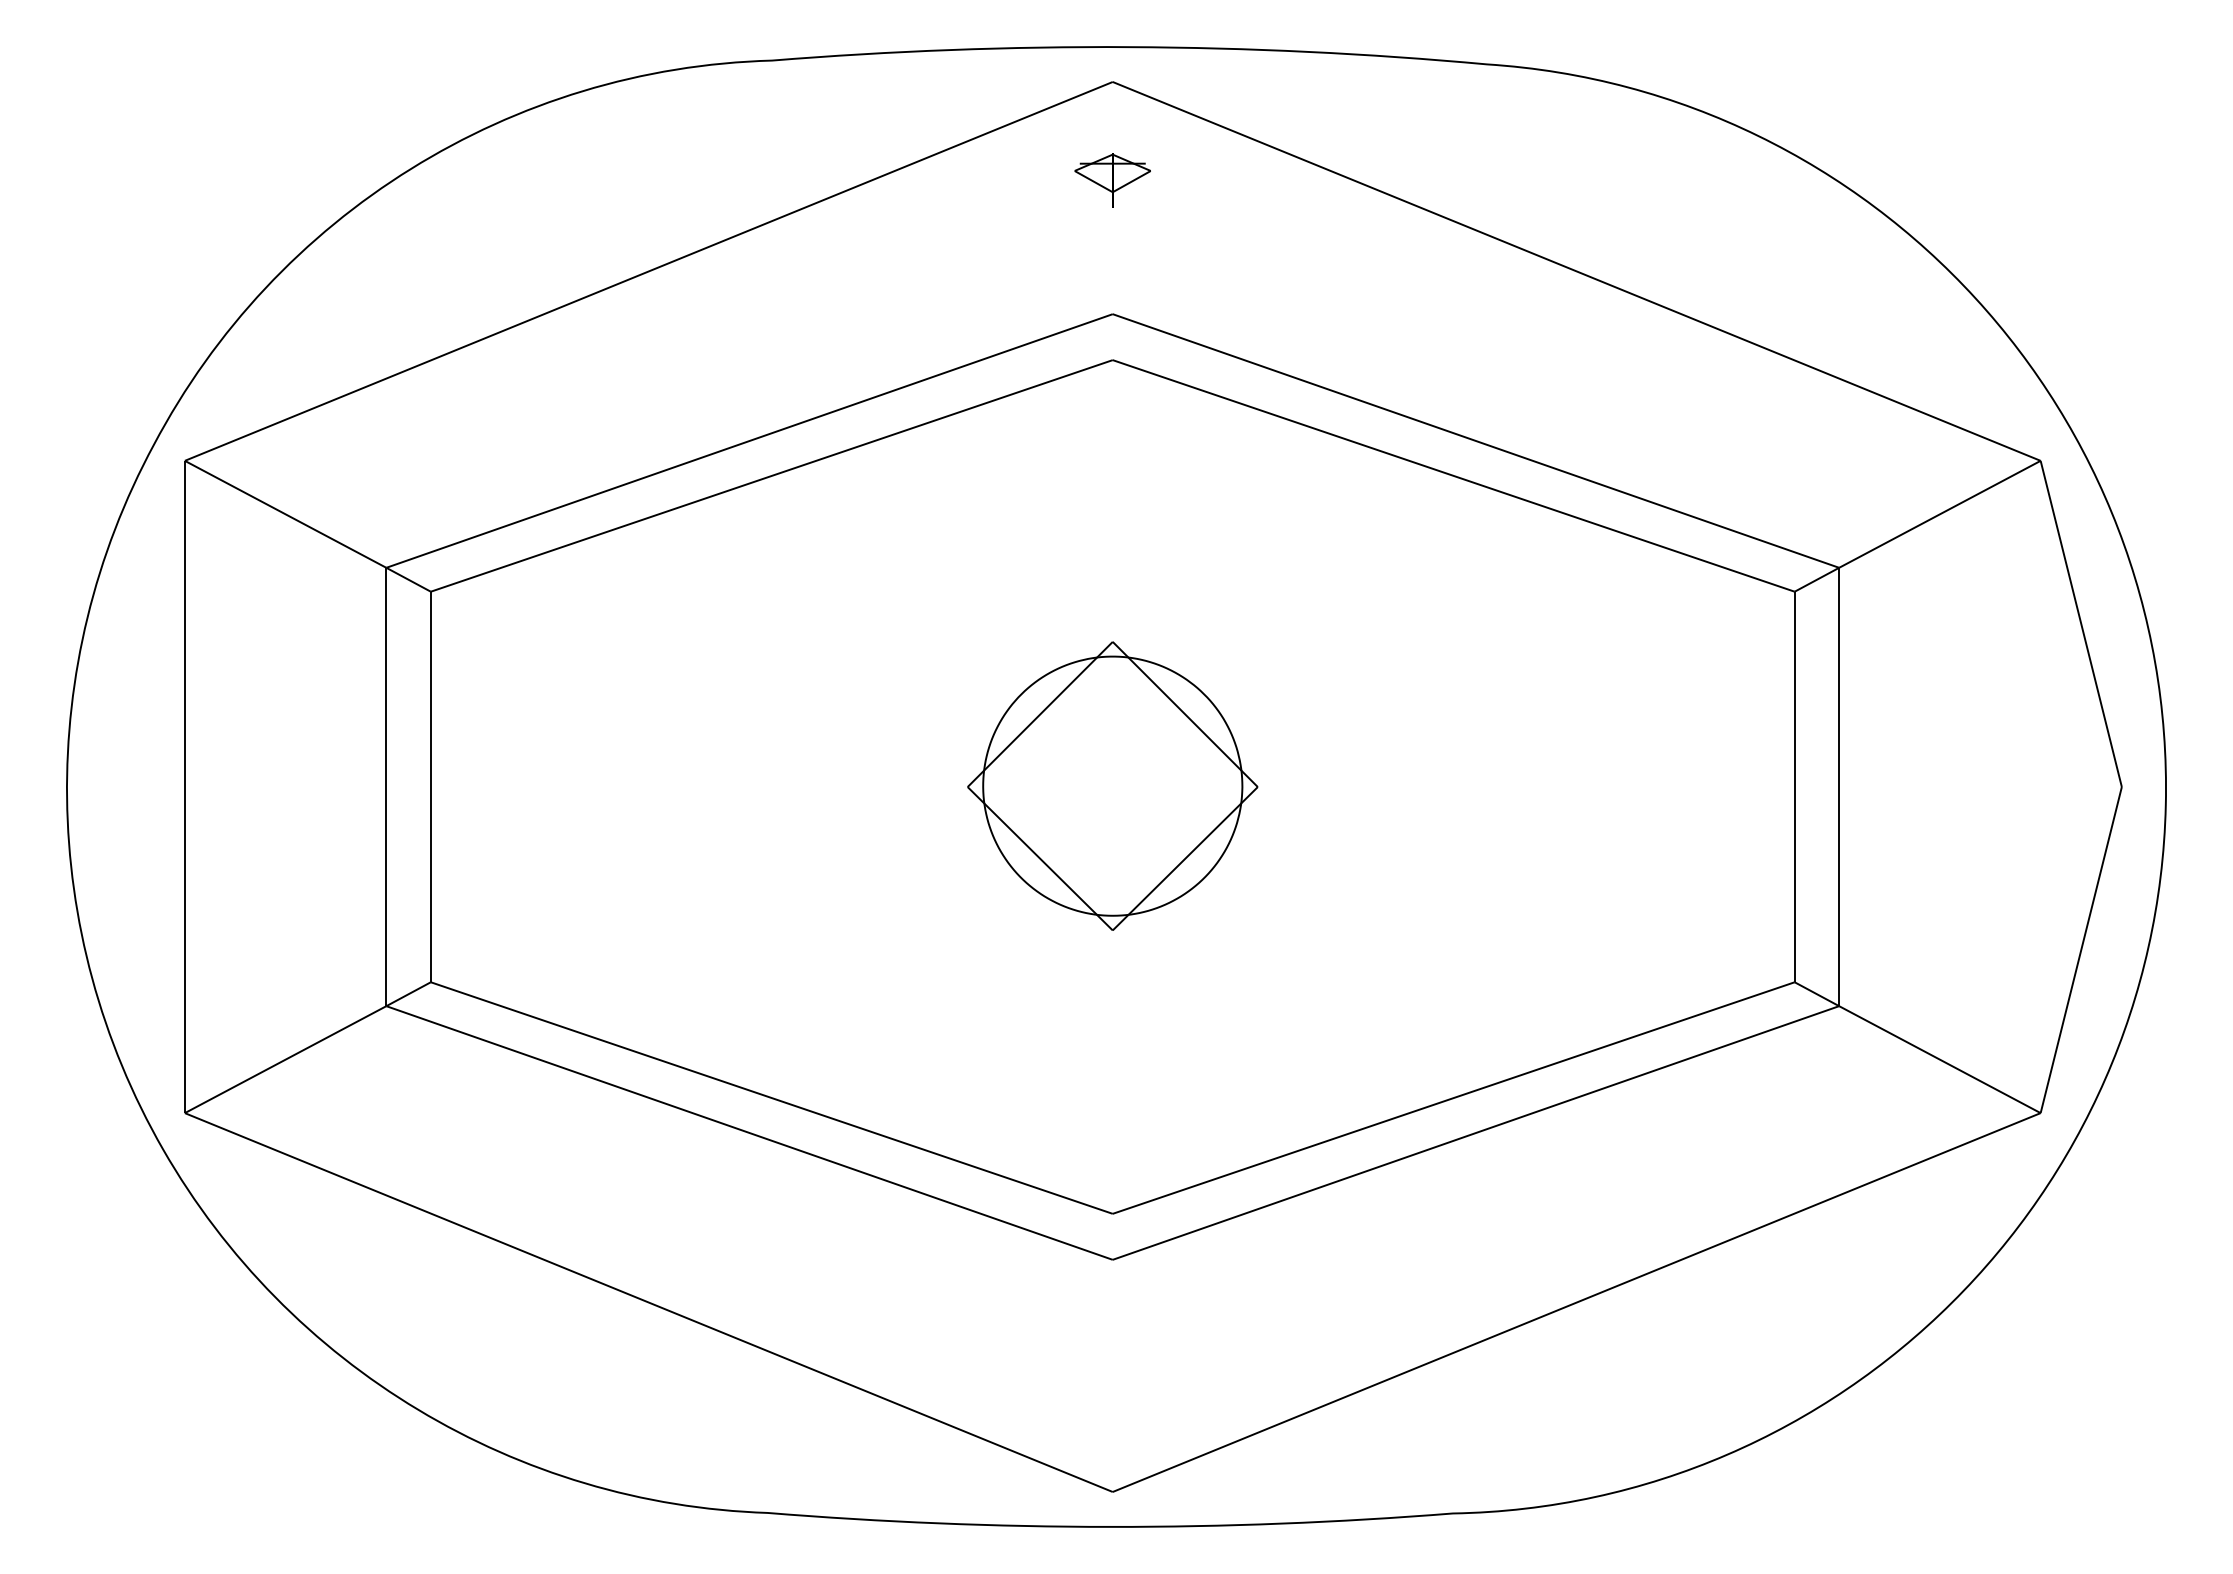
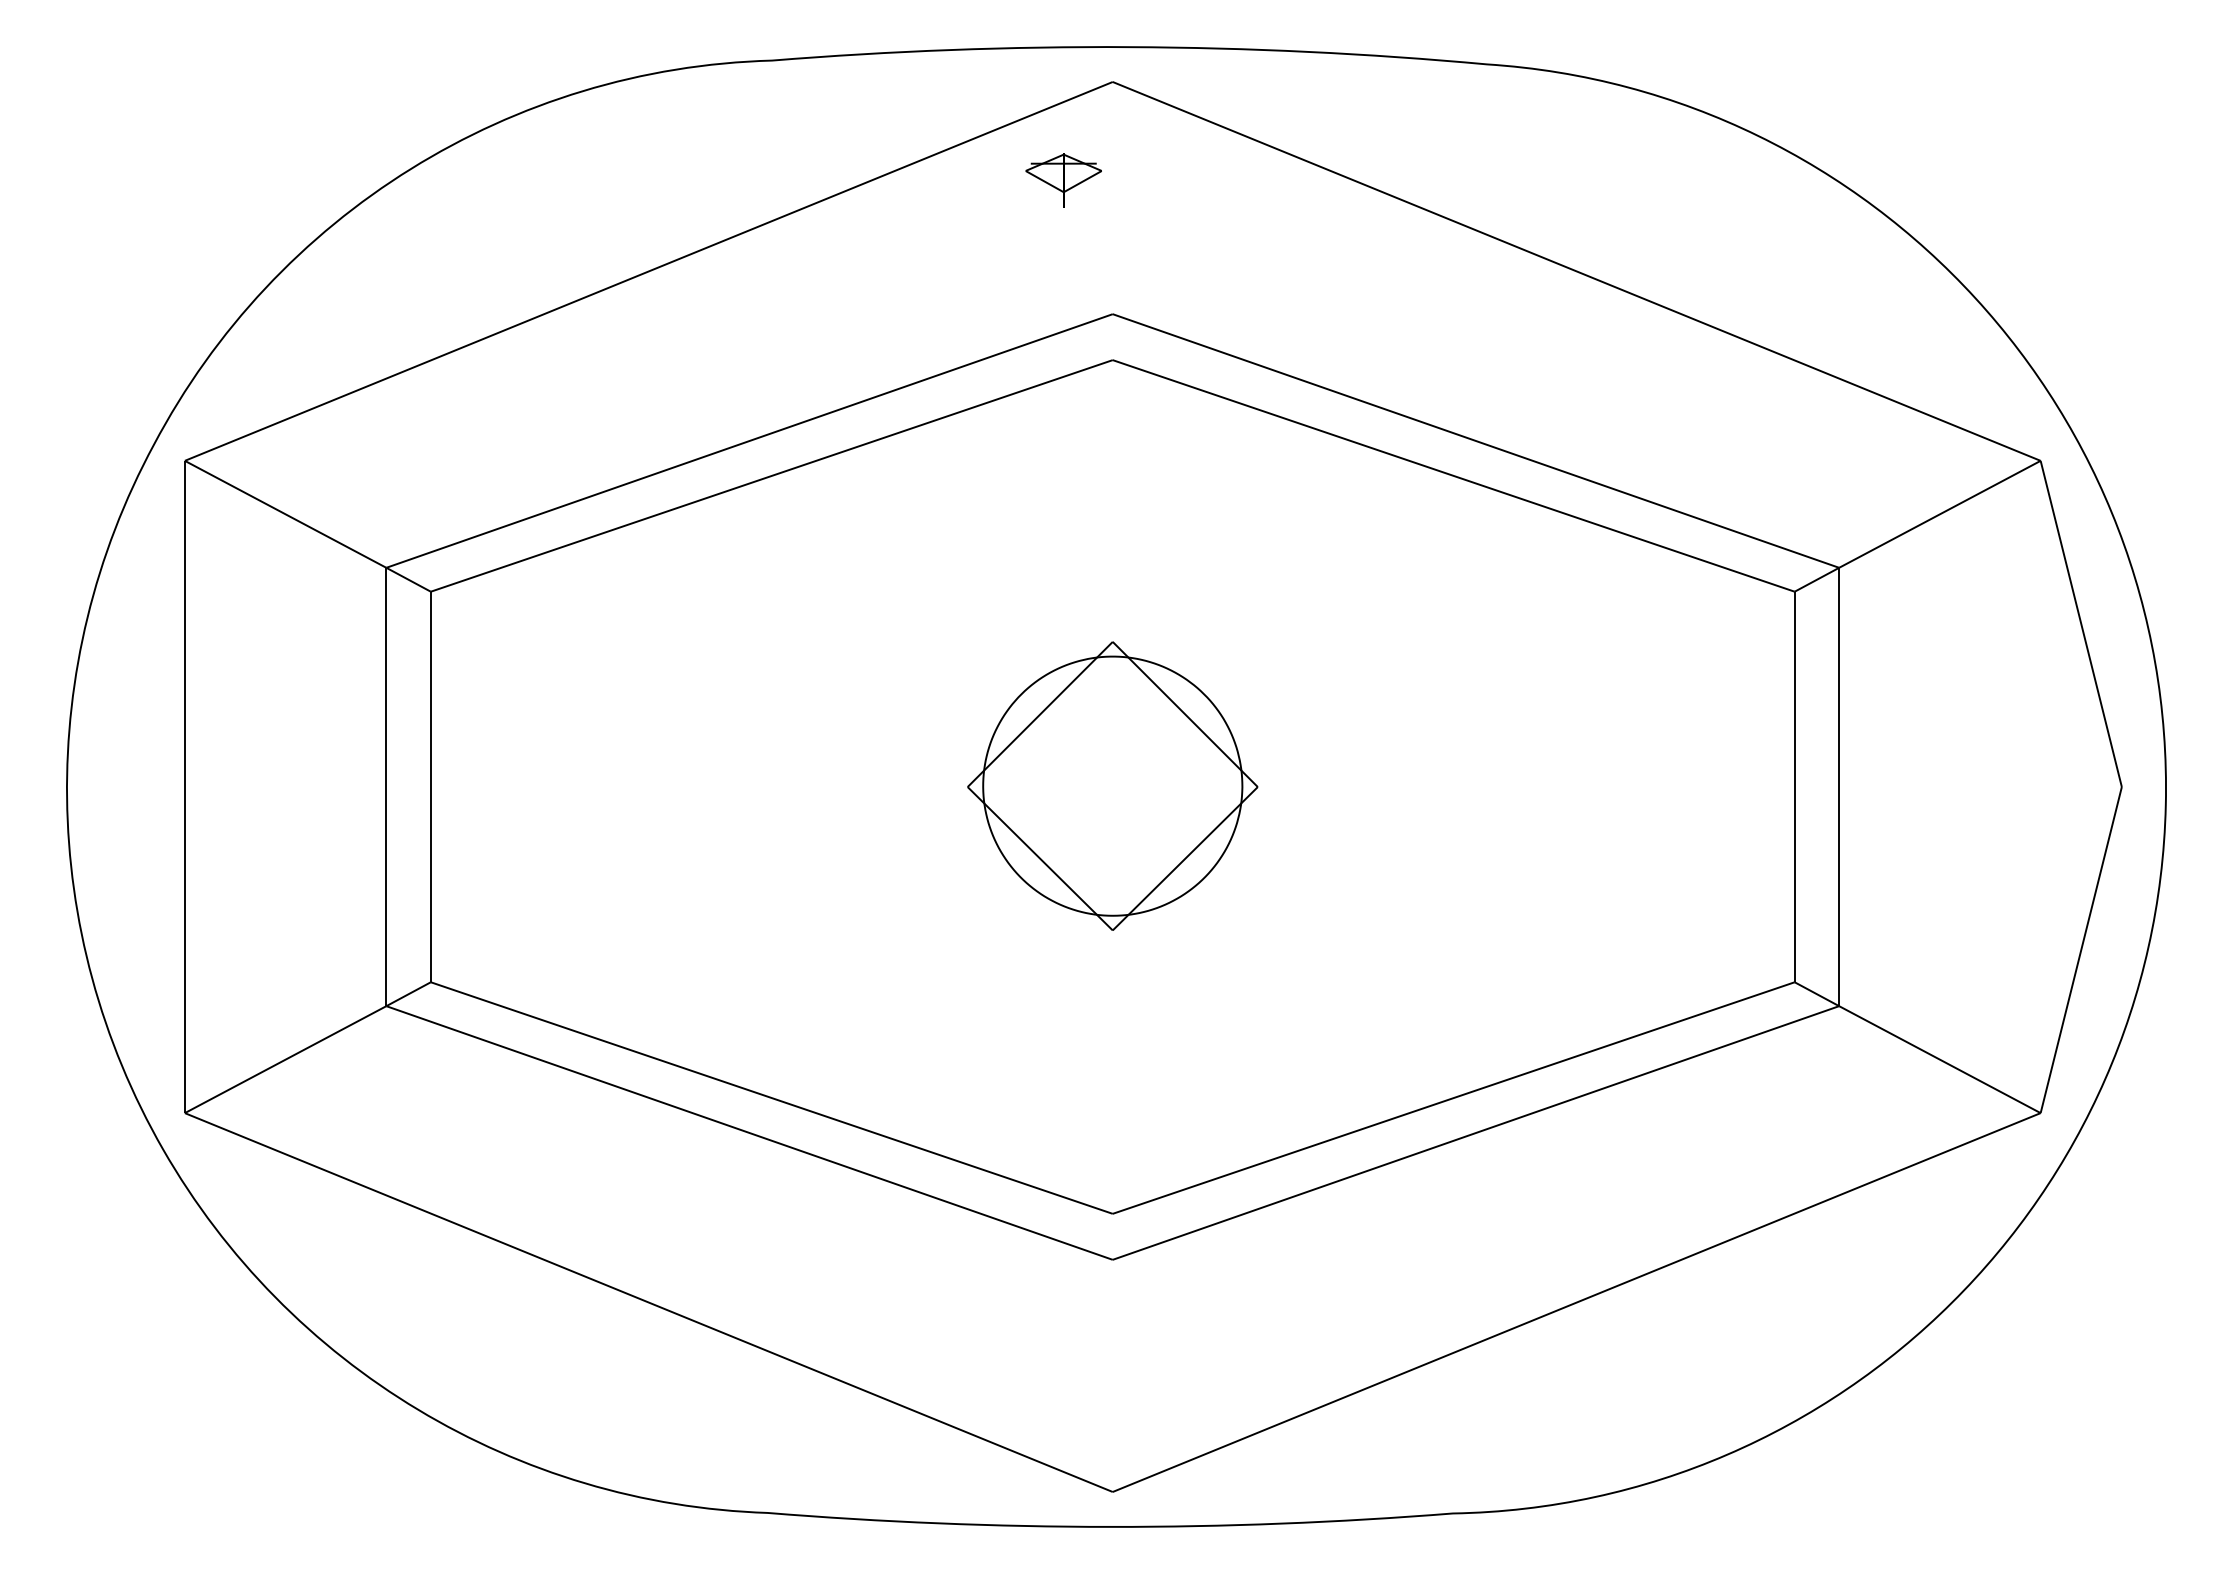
part position: (1112, 180) -> (1063, 180) (1063, 180)
